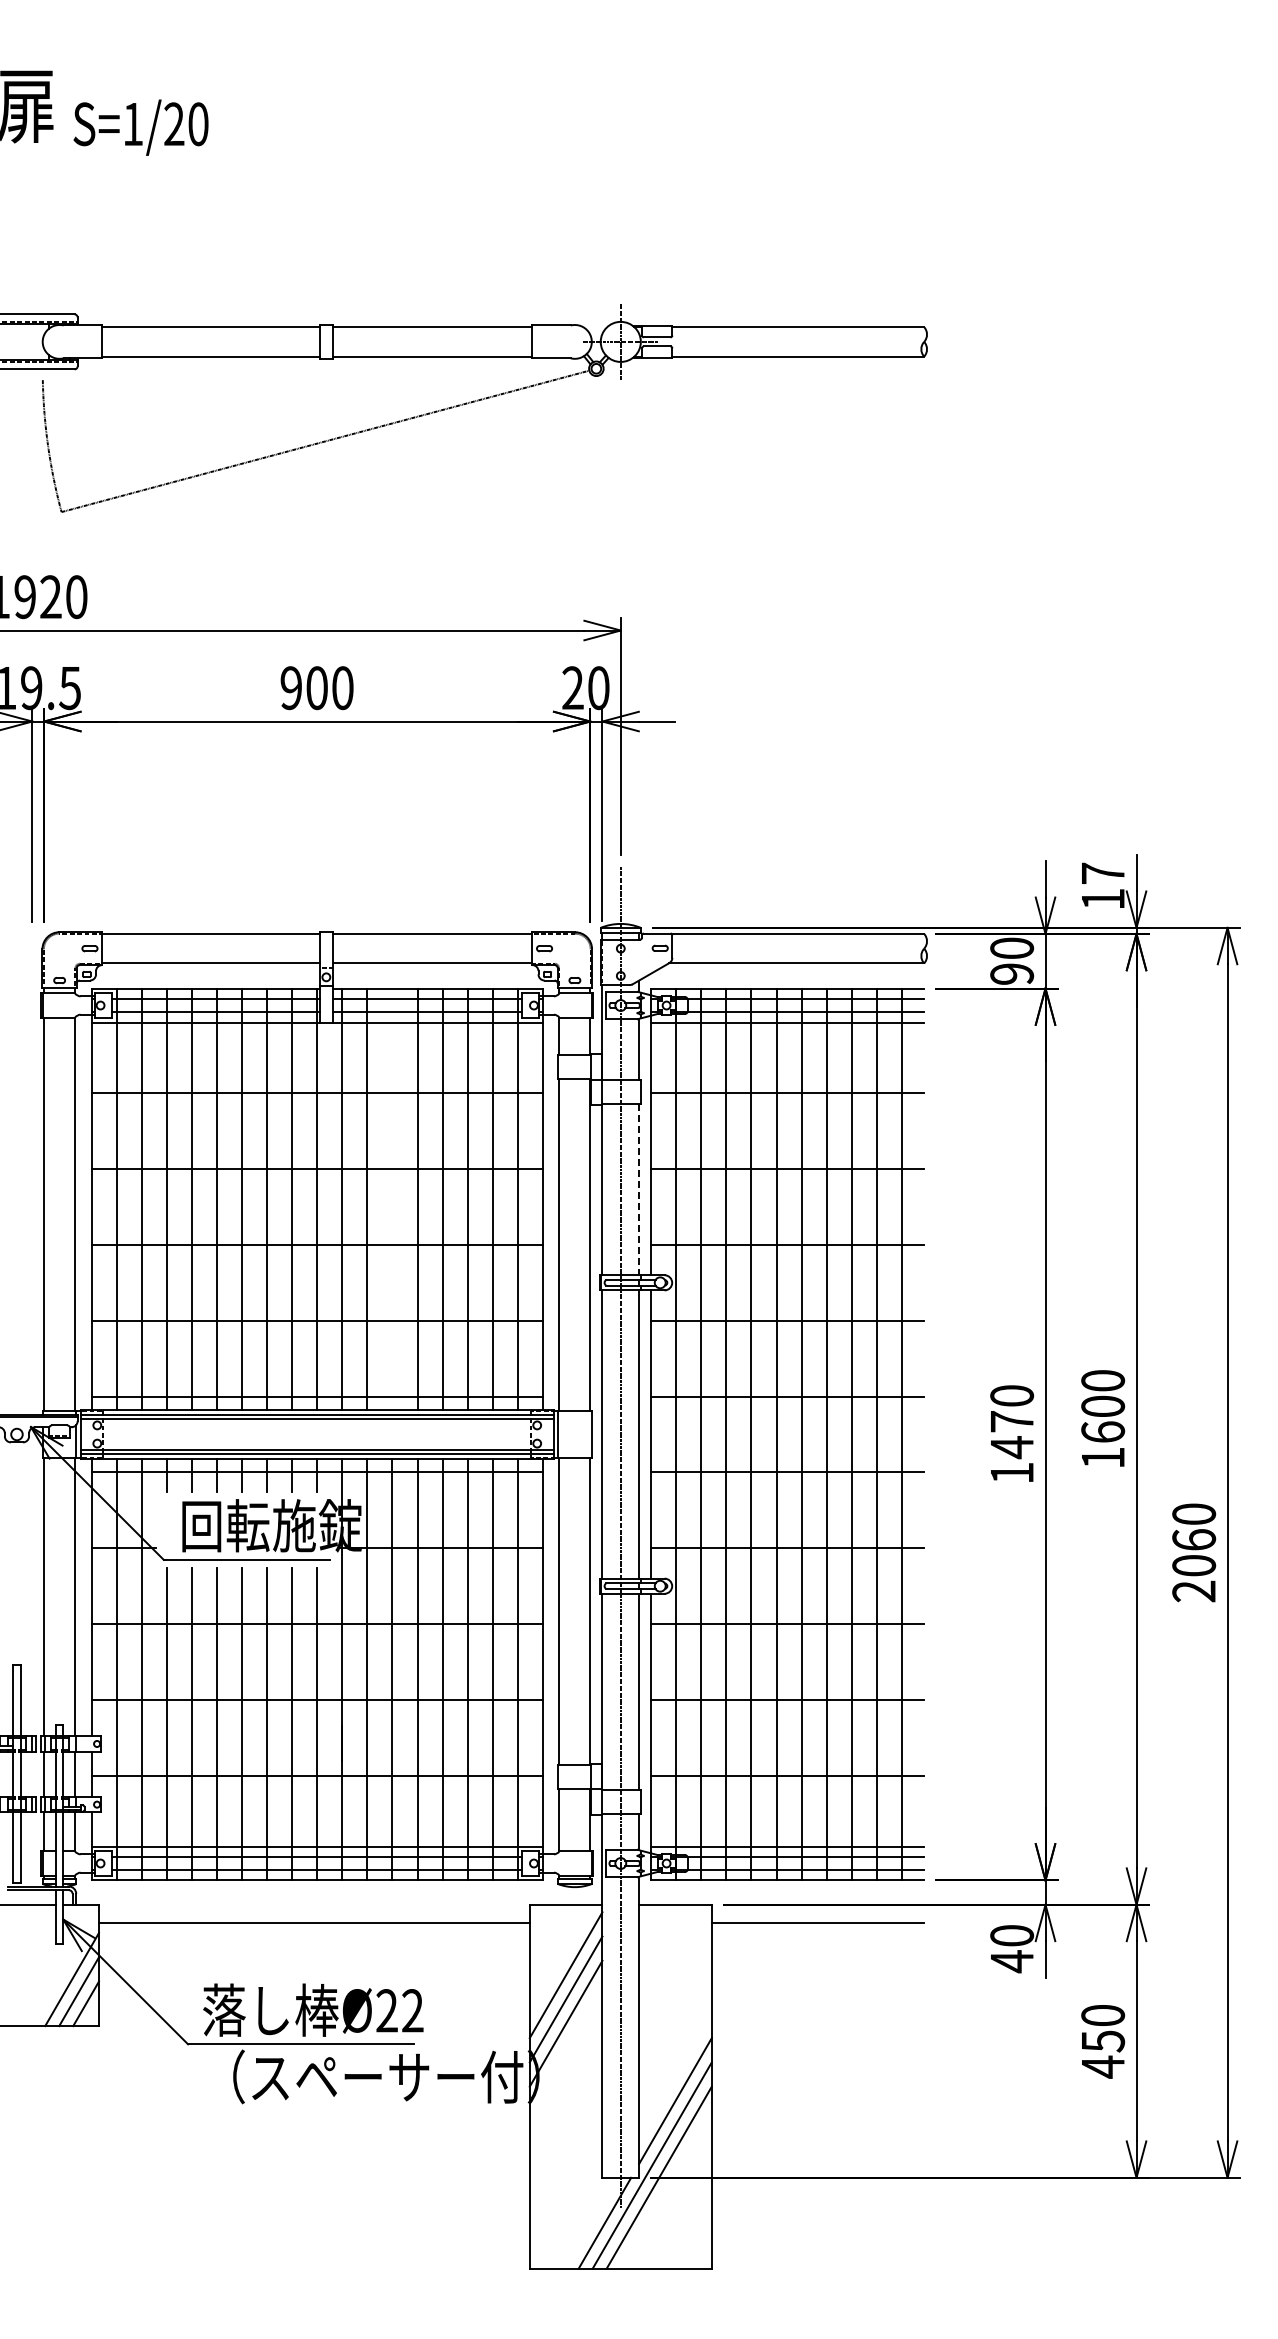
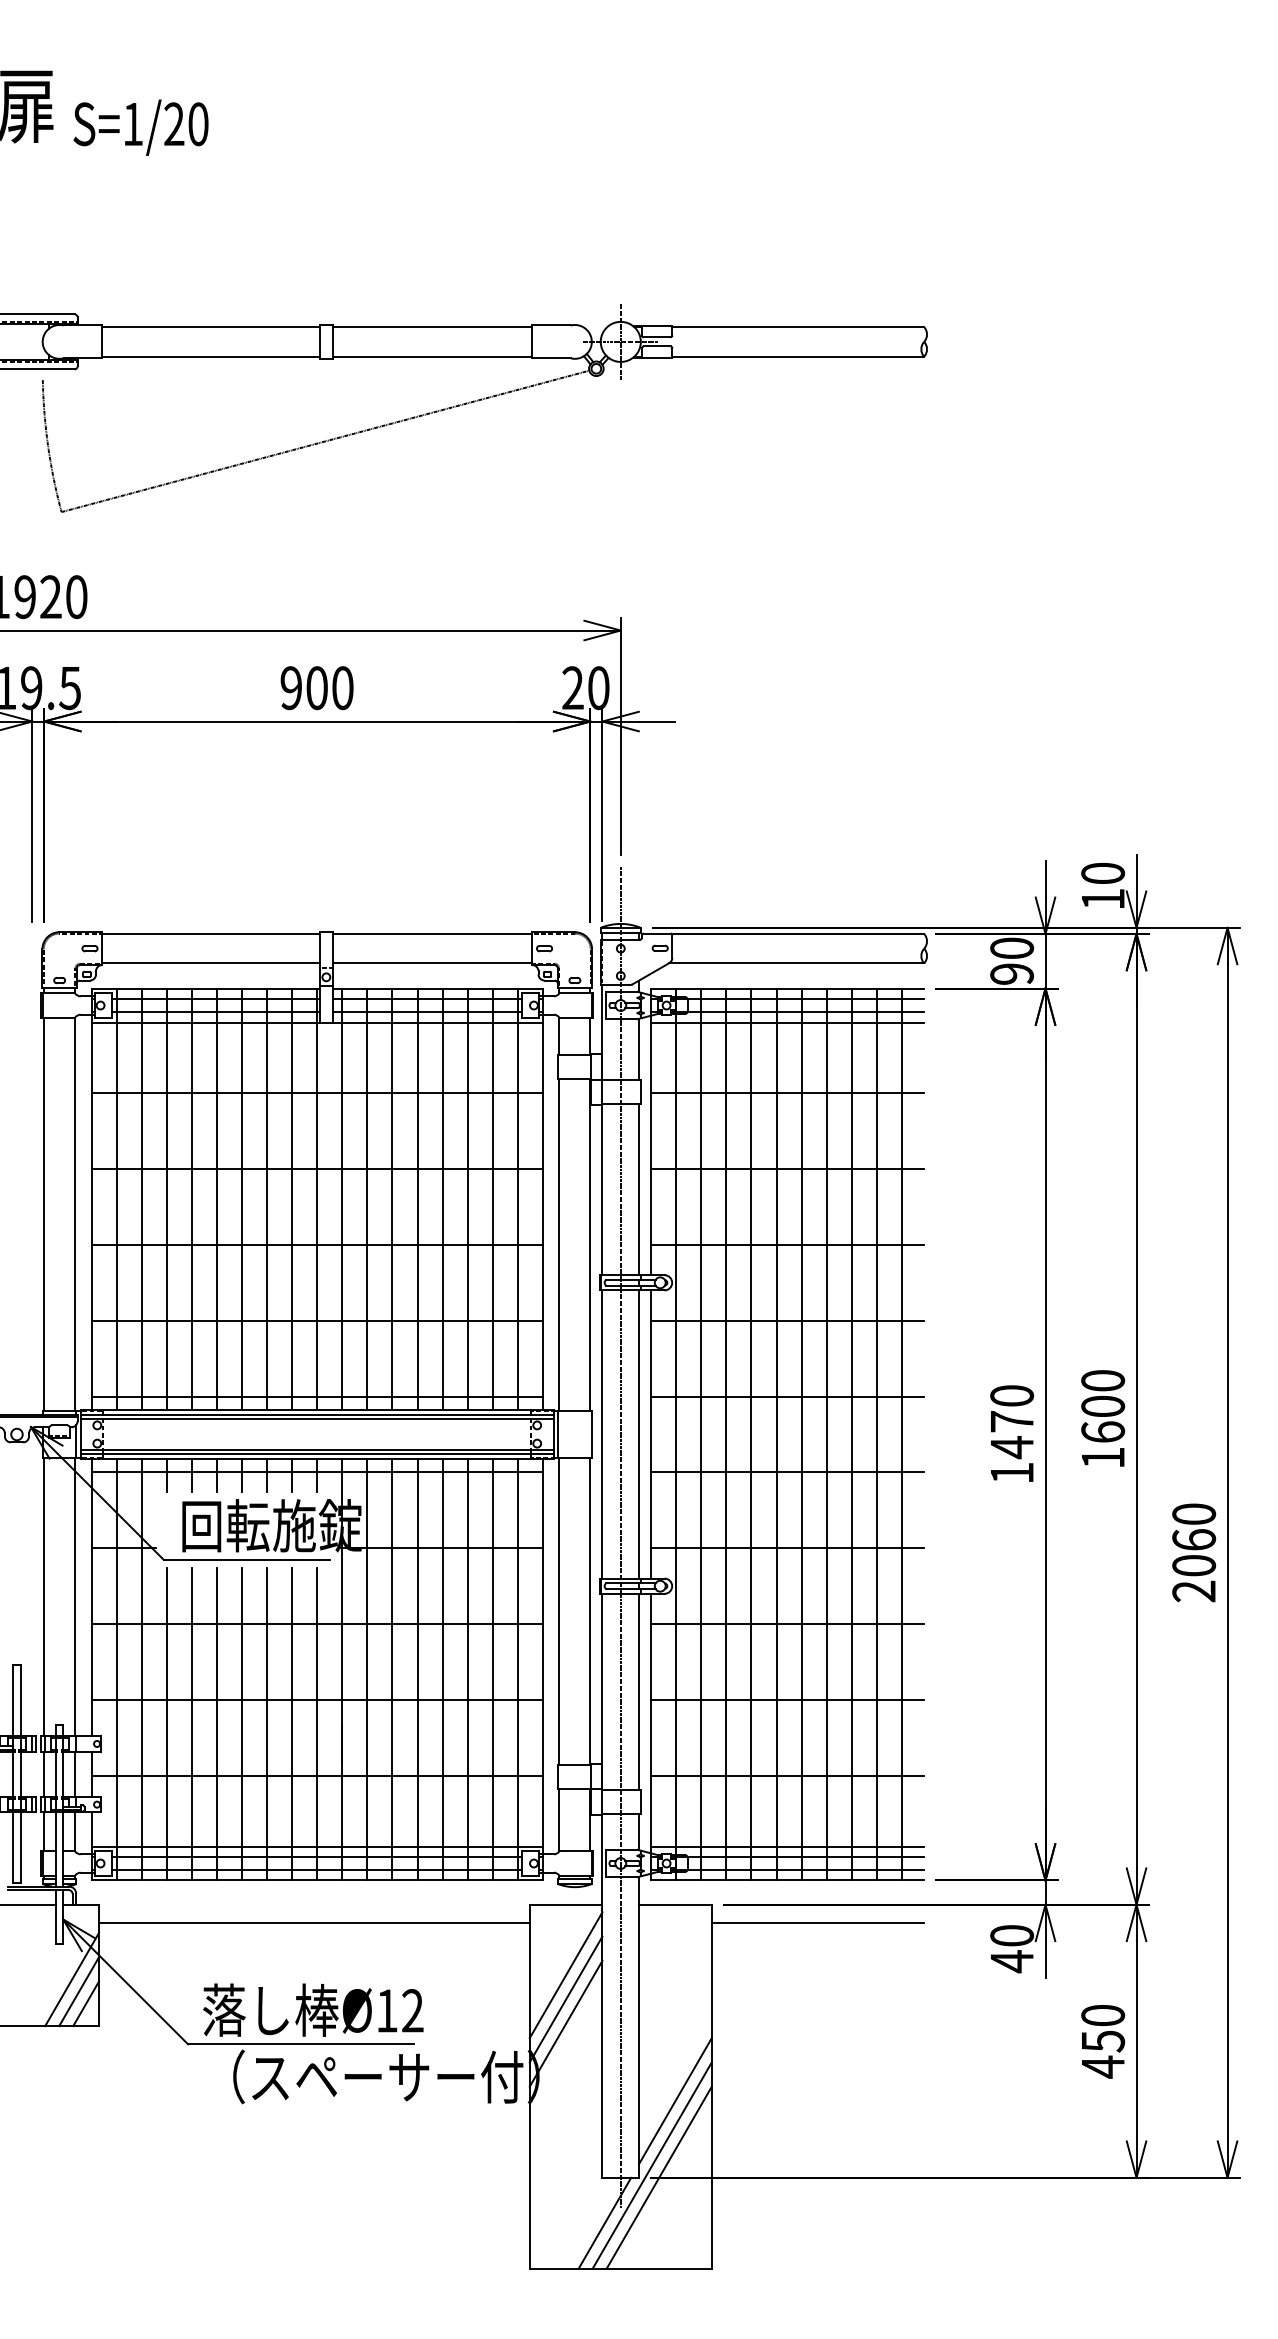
text: 17 -> 10 (1103, 872)
line: dashed -> solid (639, 1190)
line: none -> present (392, 1199)
text: Ø22 -> Ø12 (386, 2010)
